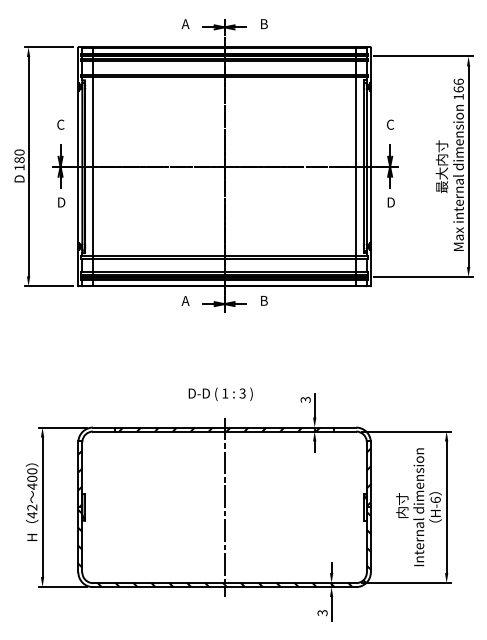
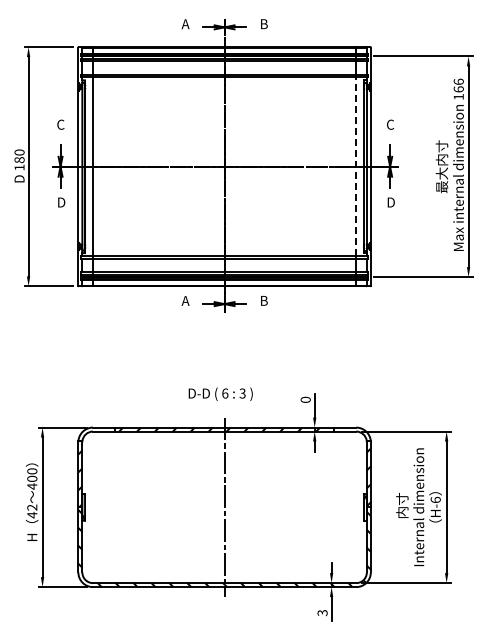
line: solid -> dashed (356, 166)
text: 1 -> 6 (225, 393)
text: 3 -> 0 (305, 399)
